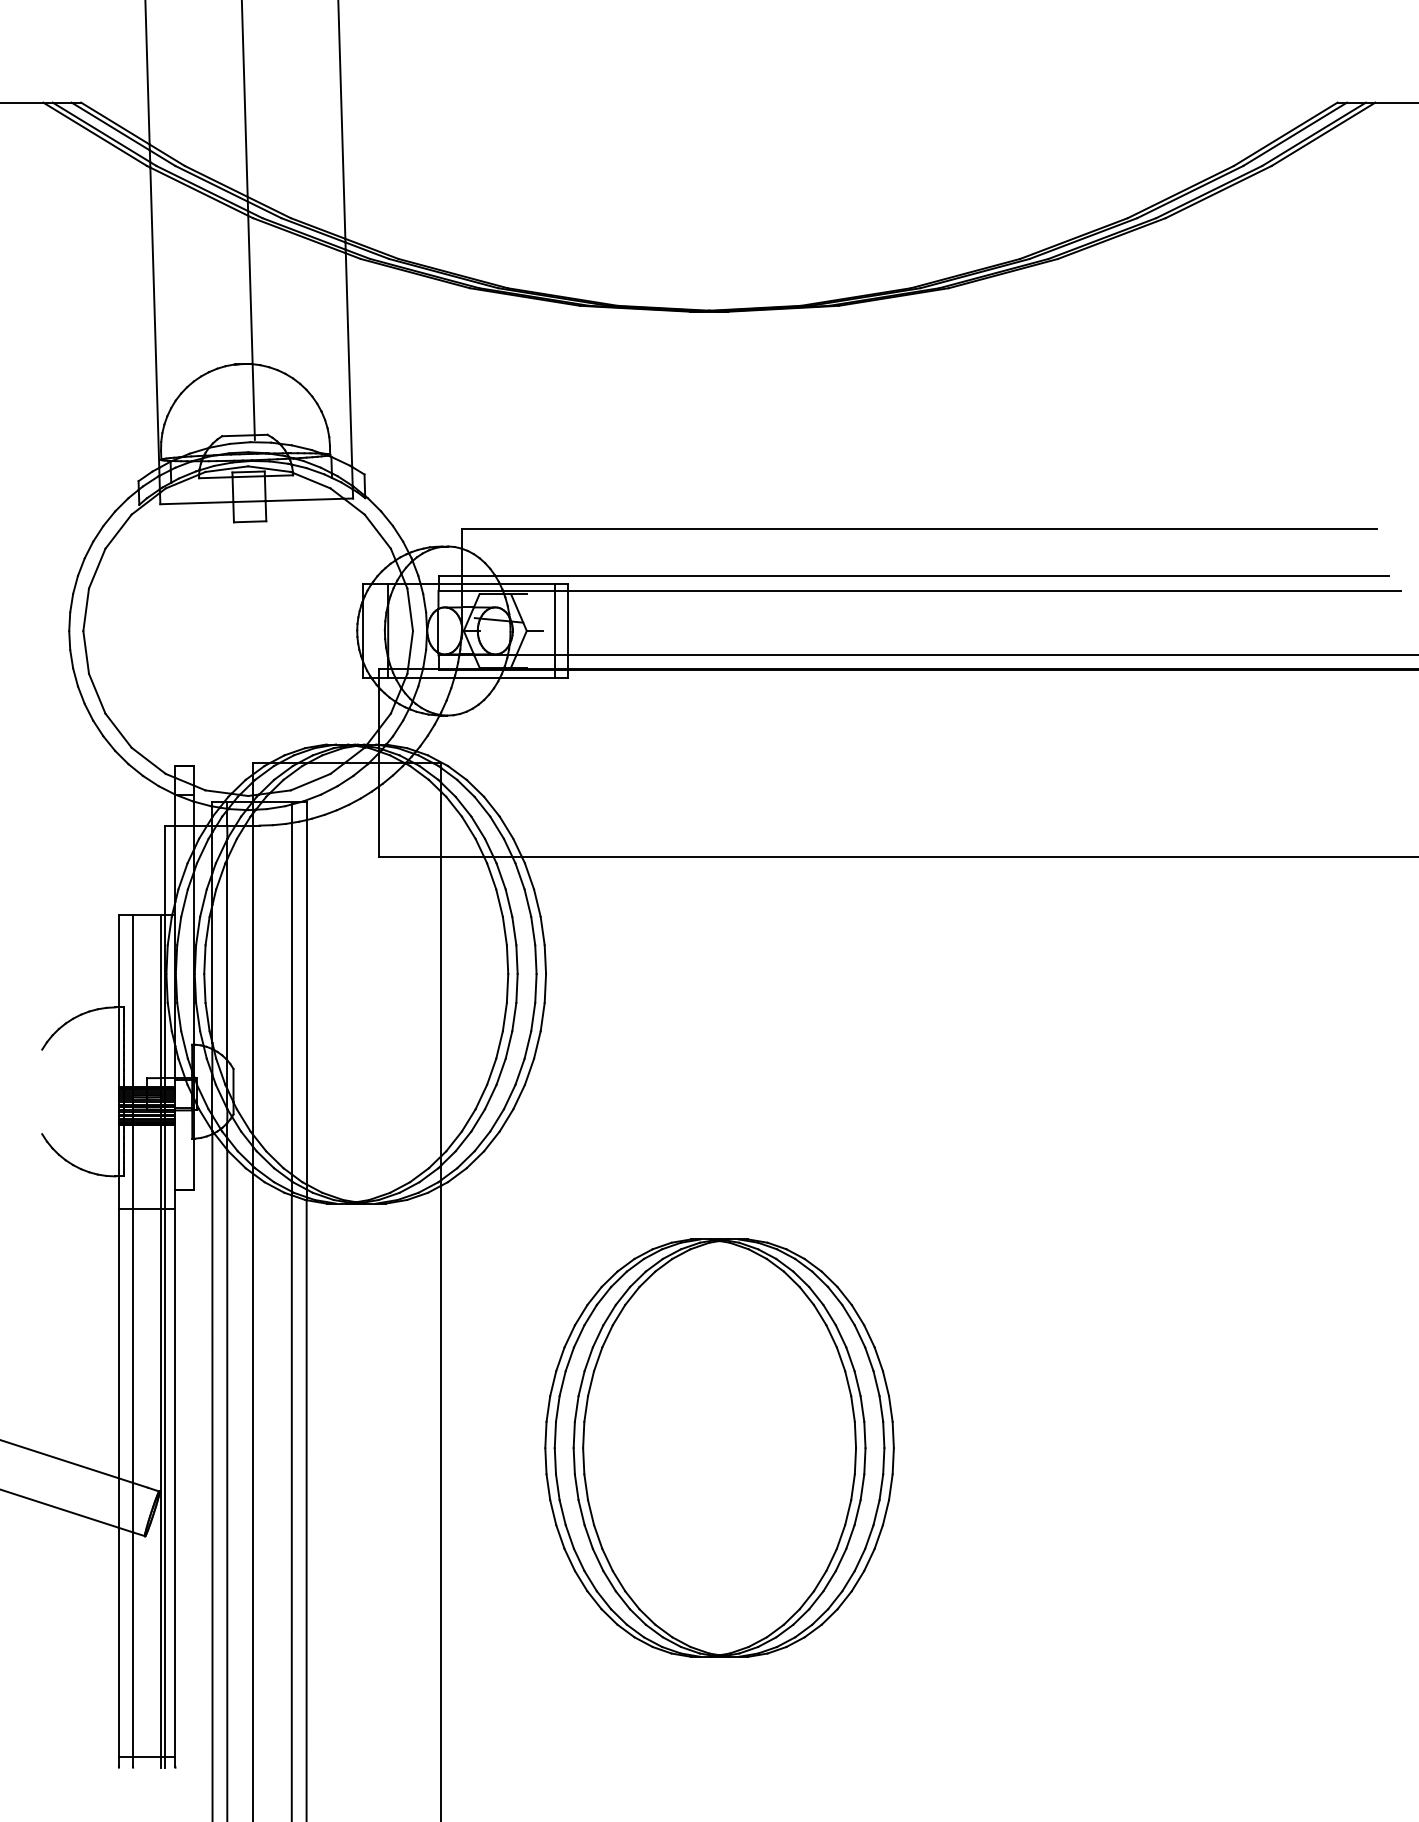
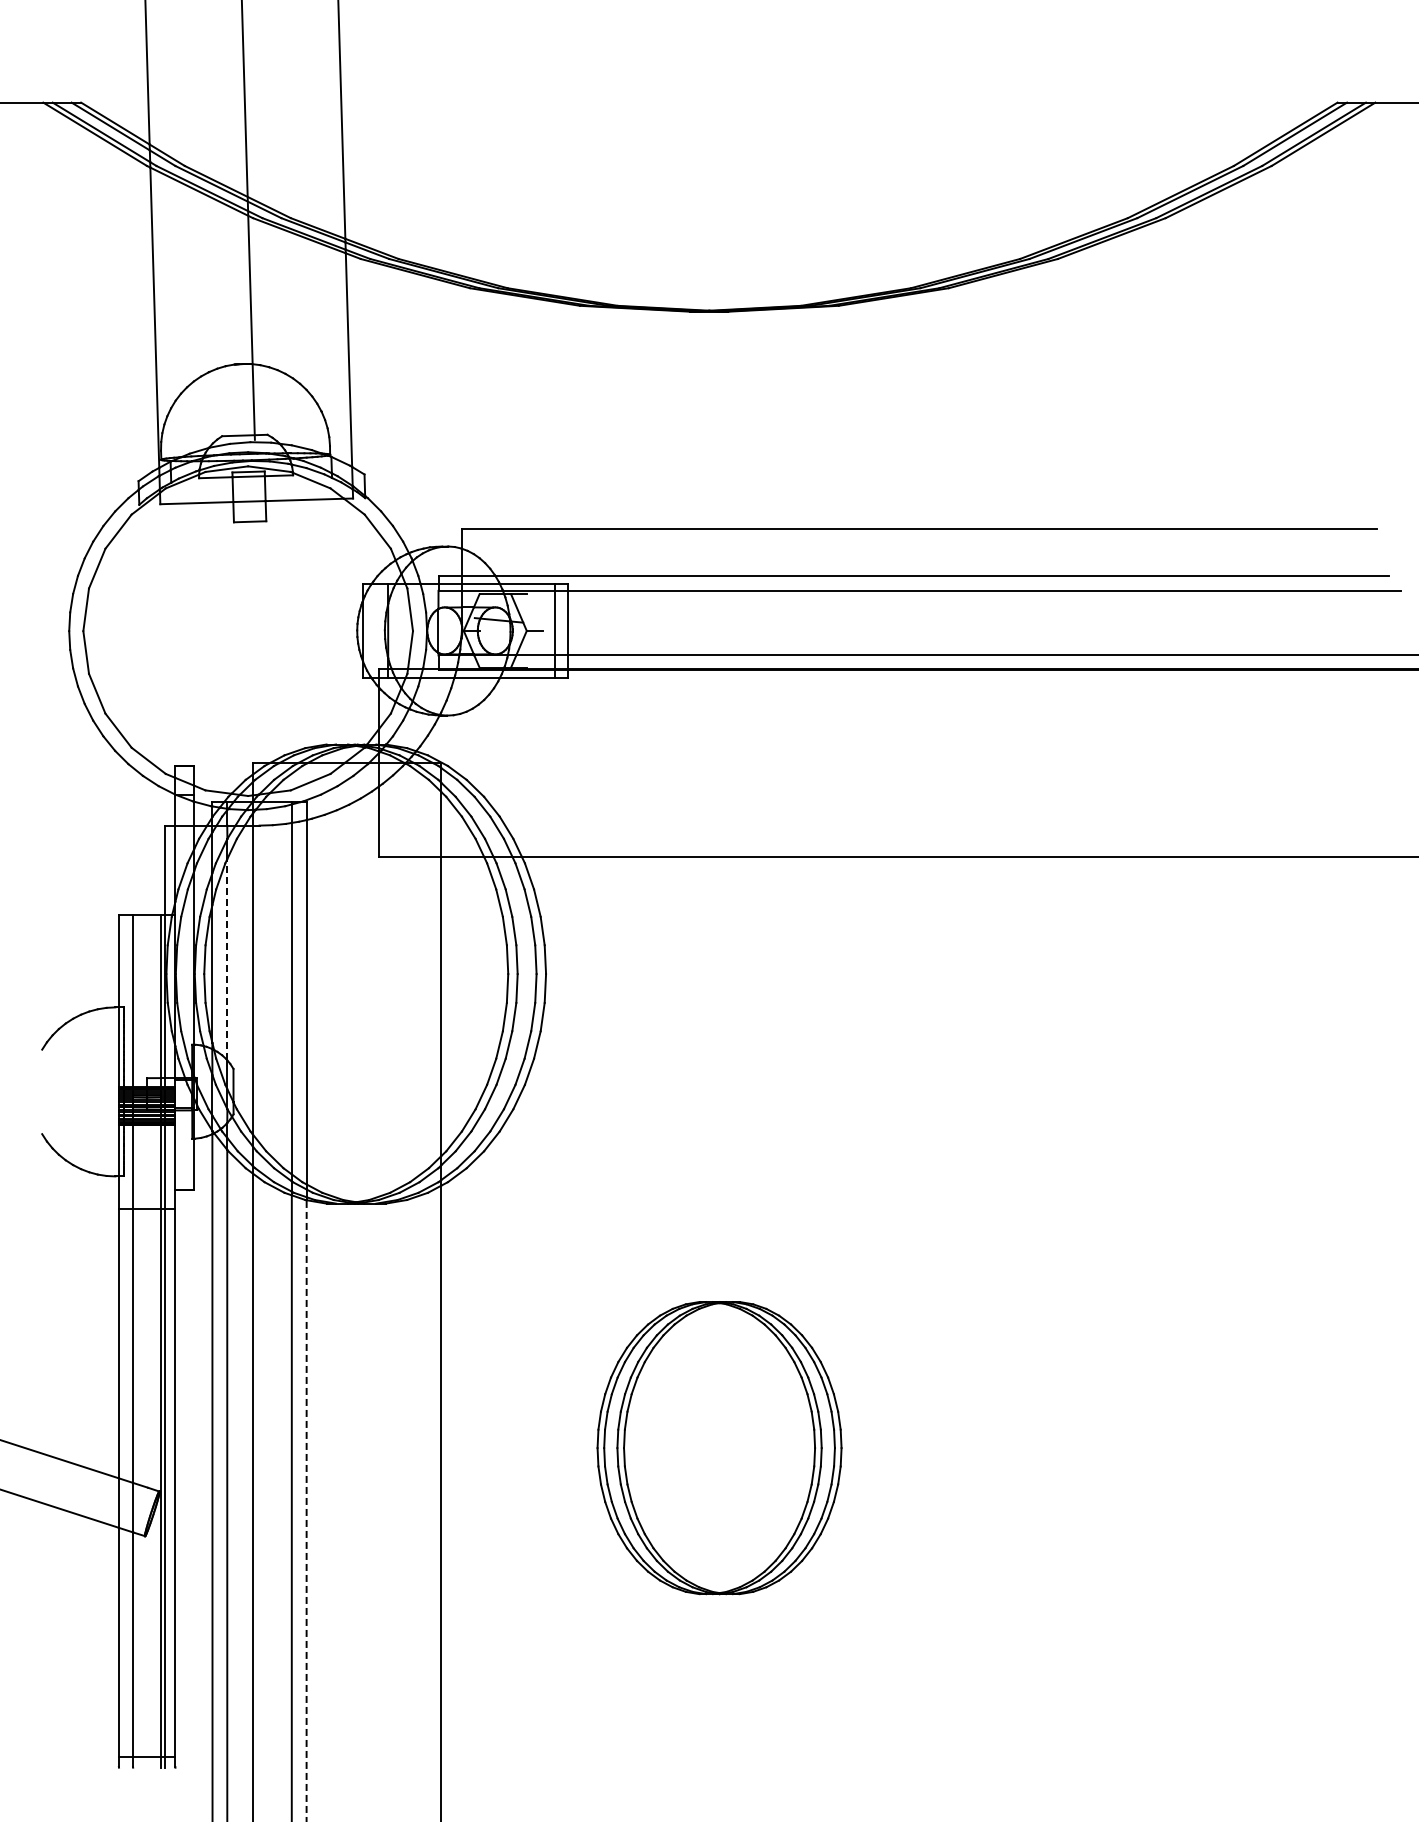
line: solid -> dashed (227, 959)
part size: 351x420 px -> 247x295 px (719, 1448)
line: solid -> dashed (306, 1510)
